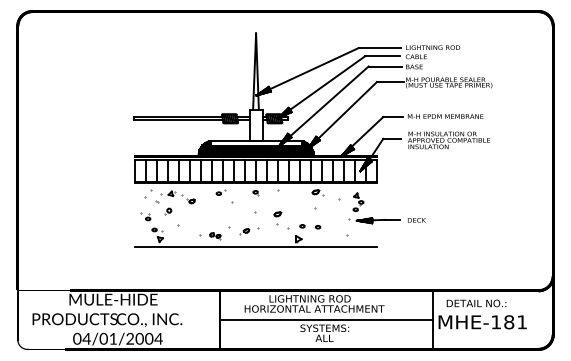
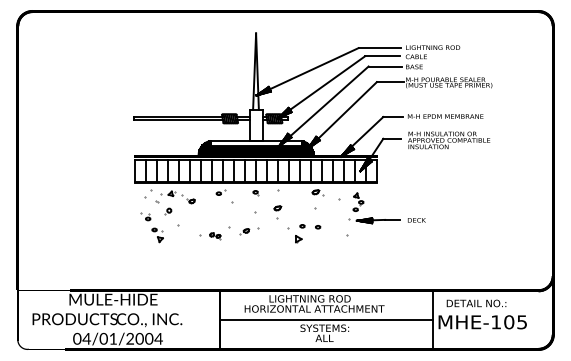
part position: (277, 218) -> (277, 212) (277, 212)
line: present -> none (256, 246)
text: MHE-181 -> MHE-105 (515, 322)
